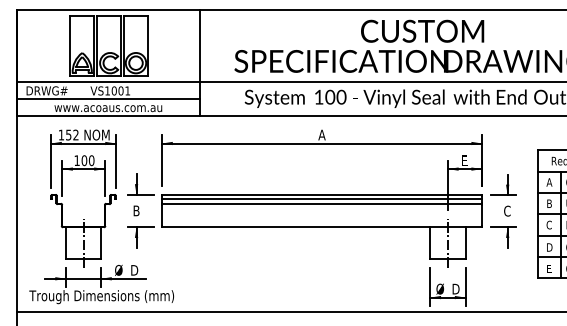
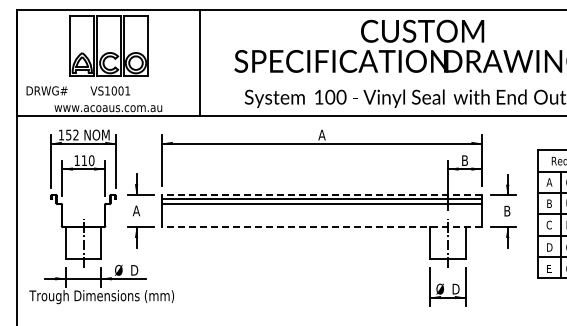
line: present -> none (290, 82)
line: present -> none (108, 99)
text: 100 -> 110 (84, 160)
text: E -> B (464, 160)
line: solid -> dashed (322, 194)
text: B -> A (135, 210)
text: C -> B (507, 210)
line: solid -> dashed (322, 227)
line: present -> none (290, 312)
